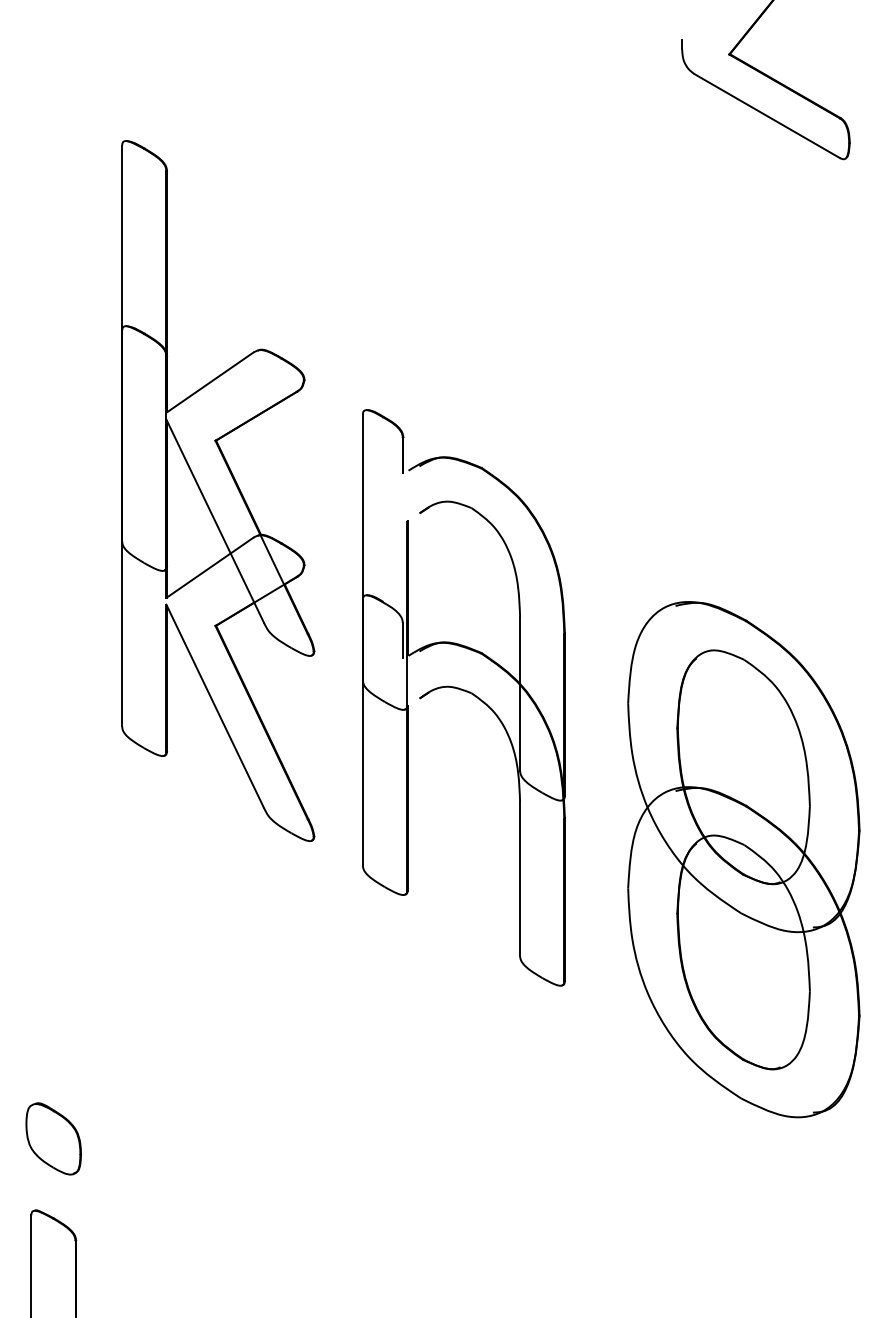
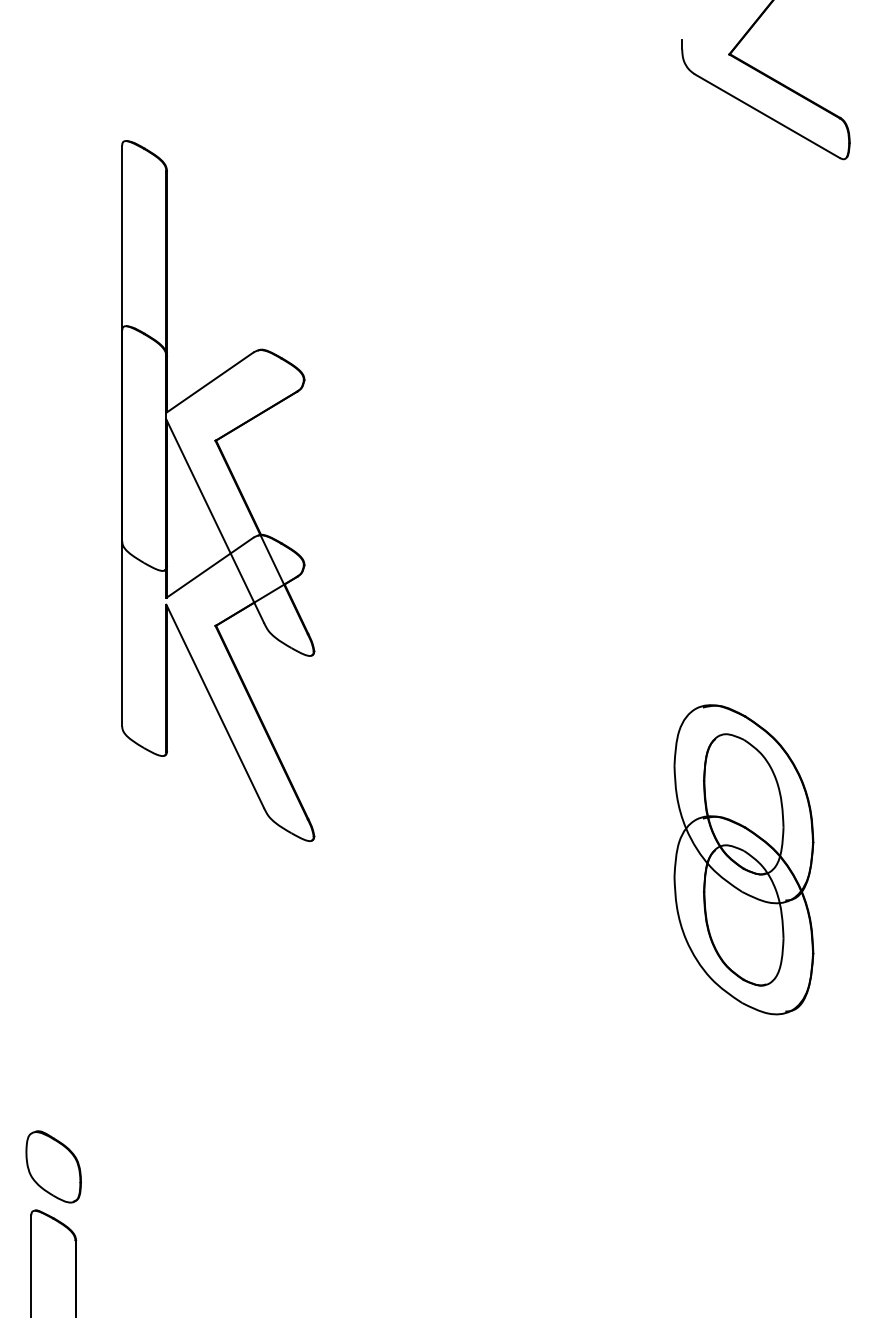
part: present -> none (463, 697)
part size: 234x518 px -> 142x312 px (743, 859)
part position: (53, 1138) -> (53, 1166) (53, 1166)
